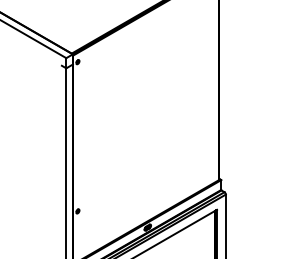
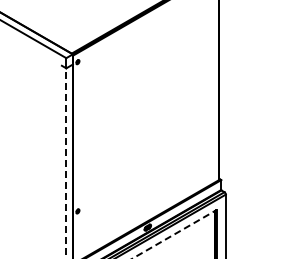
line: solid -> dashed (66, 163)
line: solid -> dashed (174, 234)
